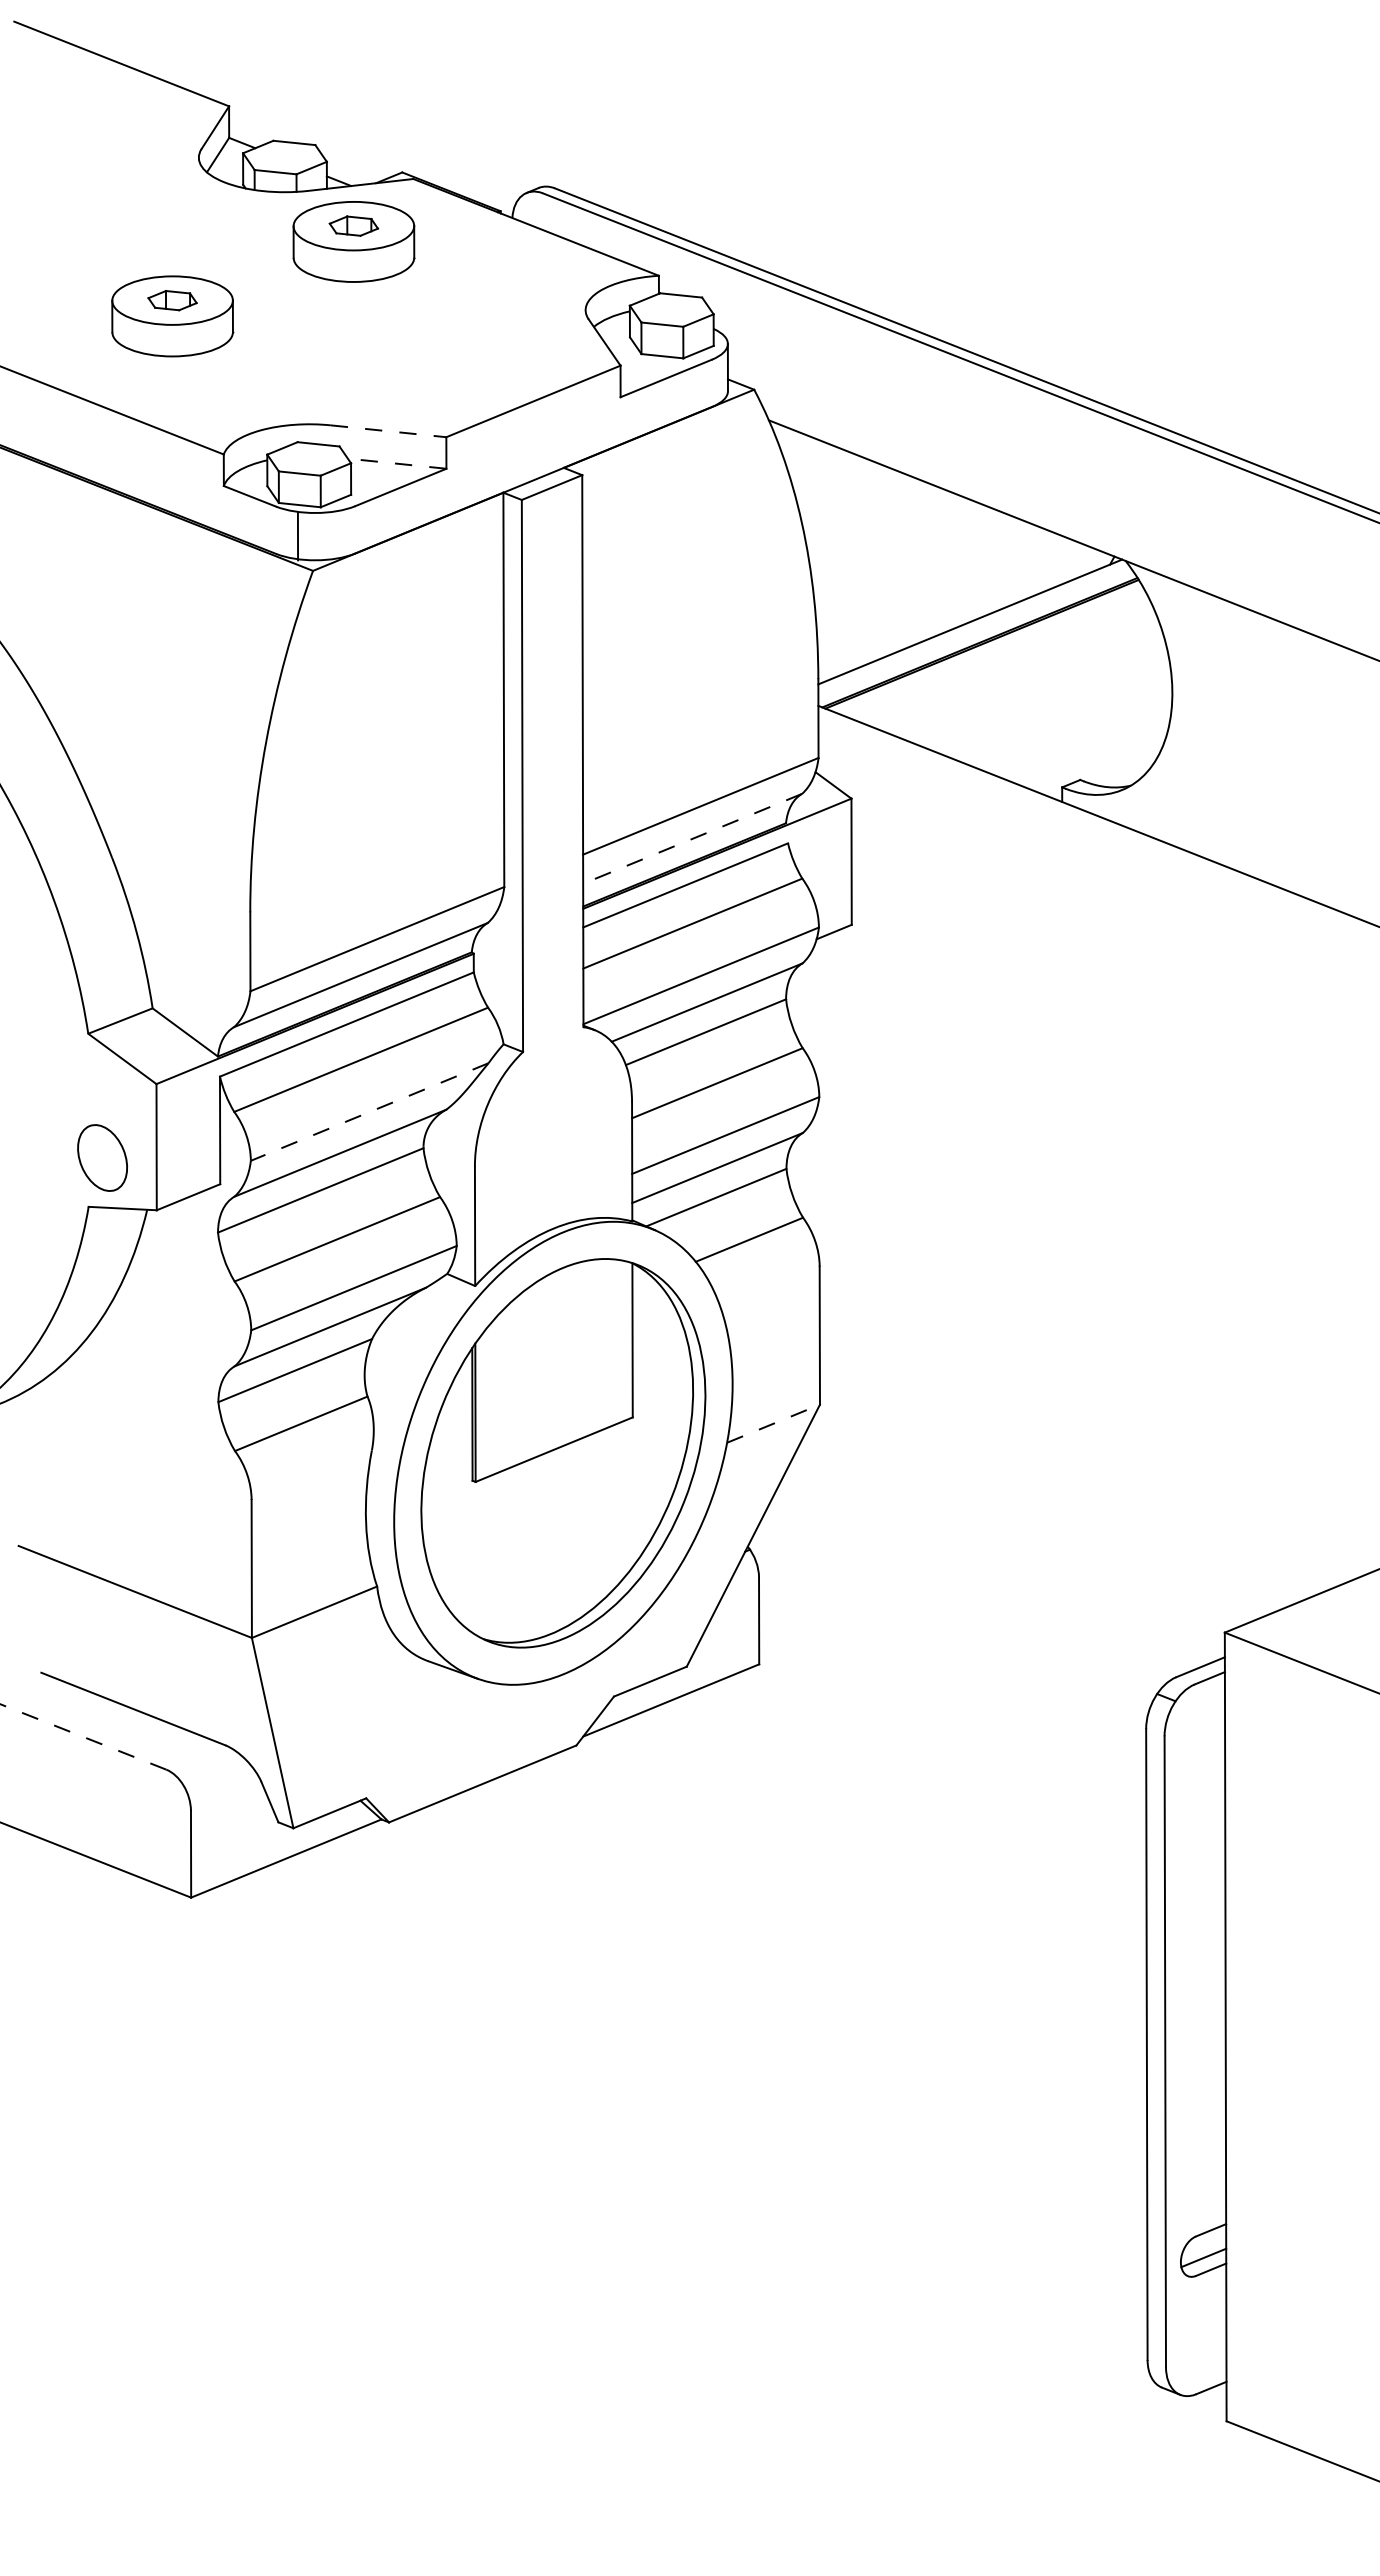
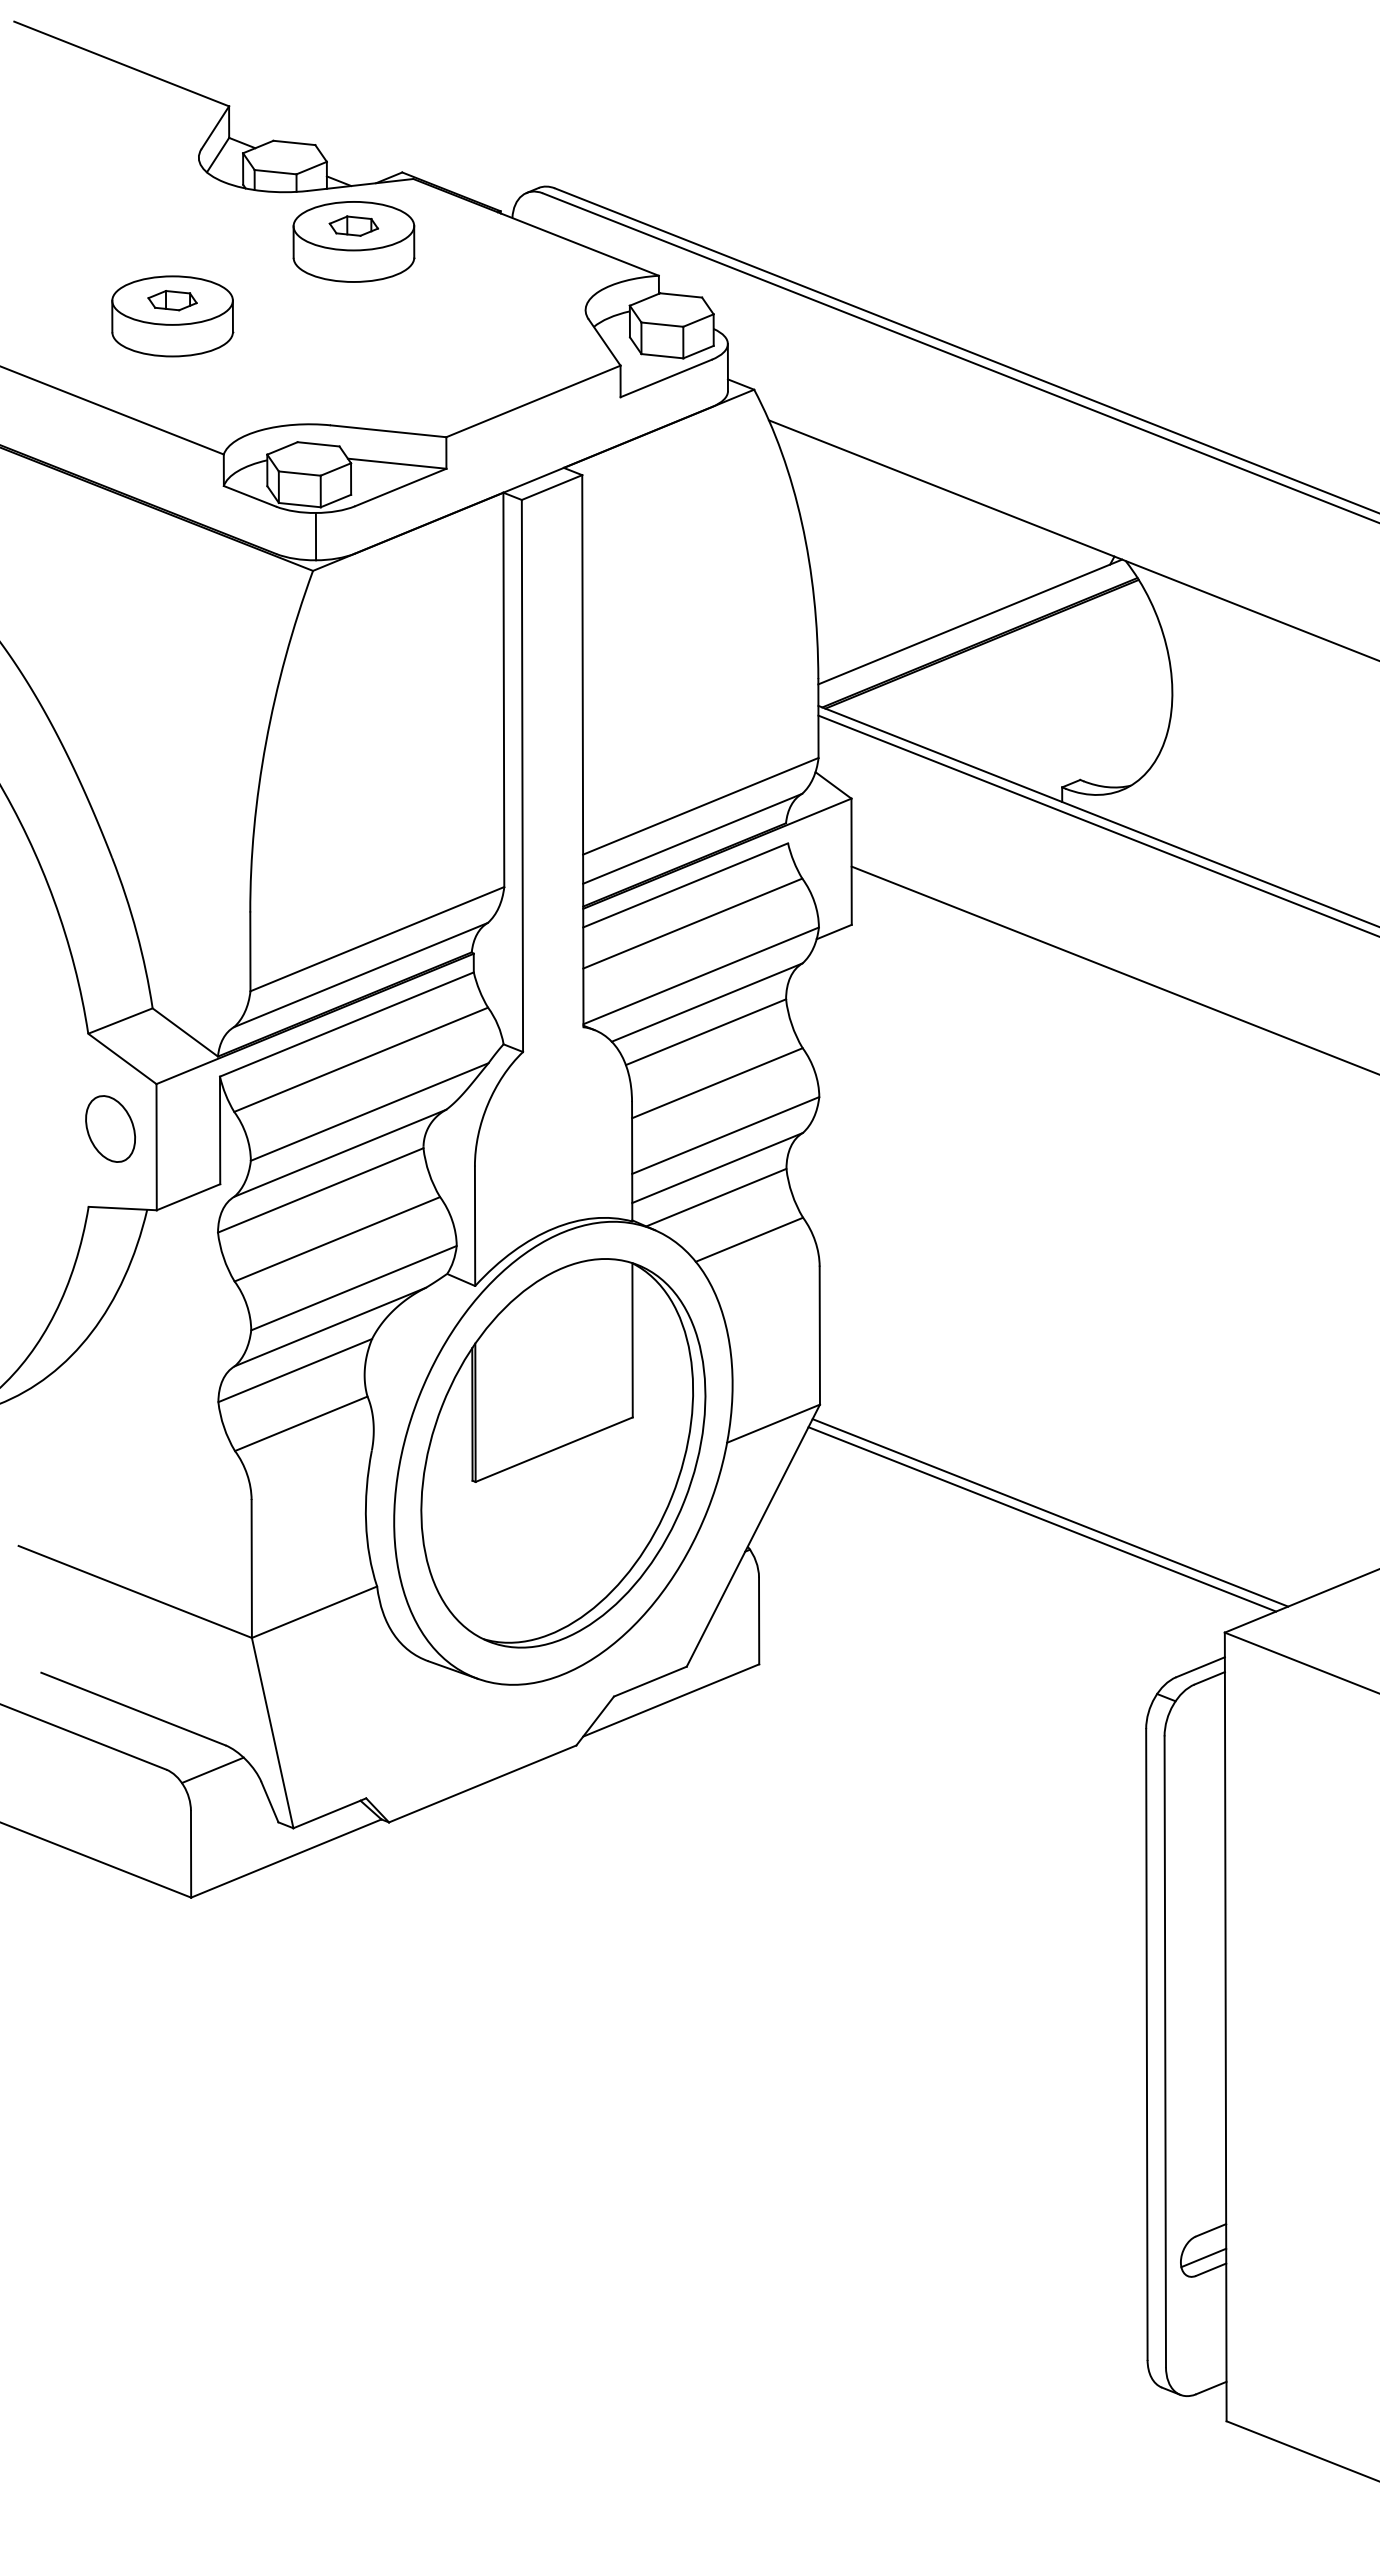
line: dashed -> solid (389, 431)
line: dashed -> solid (397, 463)
line position: (297, 536) -> (315, 536) (315, 536)
line: none -> present (1097, 825)
line: dashed -> solid (692, 839)
line: none -> present (1113, 969)
line: dashed -> solid (369, 1112)
part position: (102, 1157) -> (110, 1128) (110, 1128)
line: dashed -> solid (773, 1423)
line: none -> present (1050, 1512)
line: none -> present (1042, 1519)
line: dashed -> solid (83, 1737)
line: none -> present (212, 1770)
